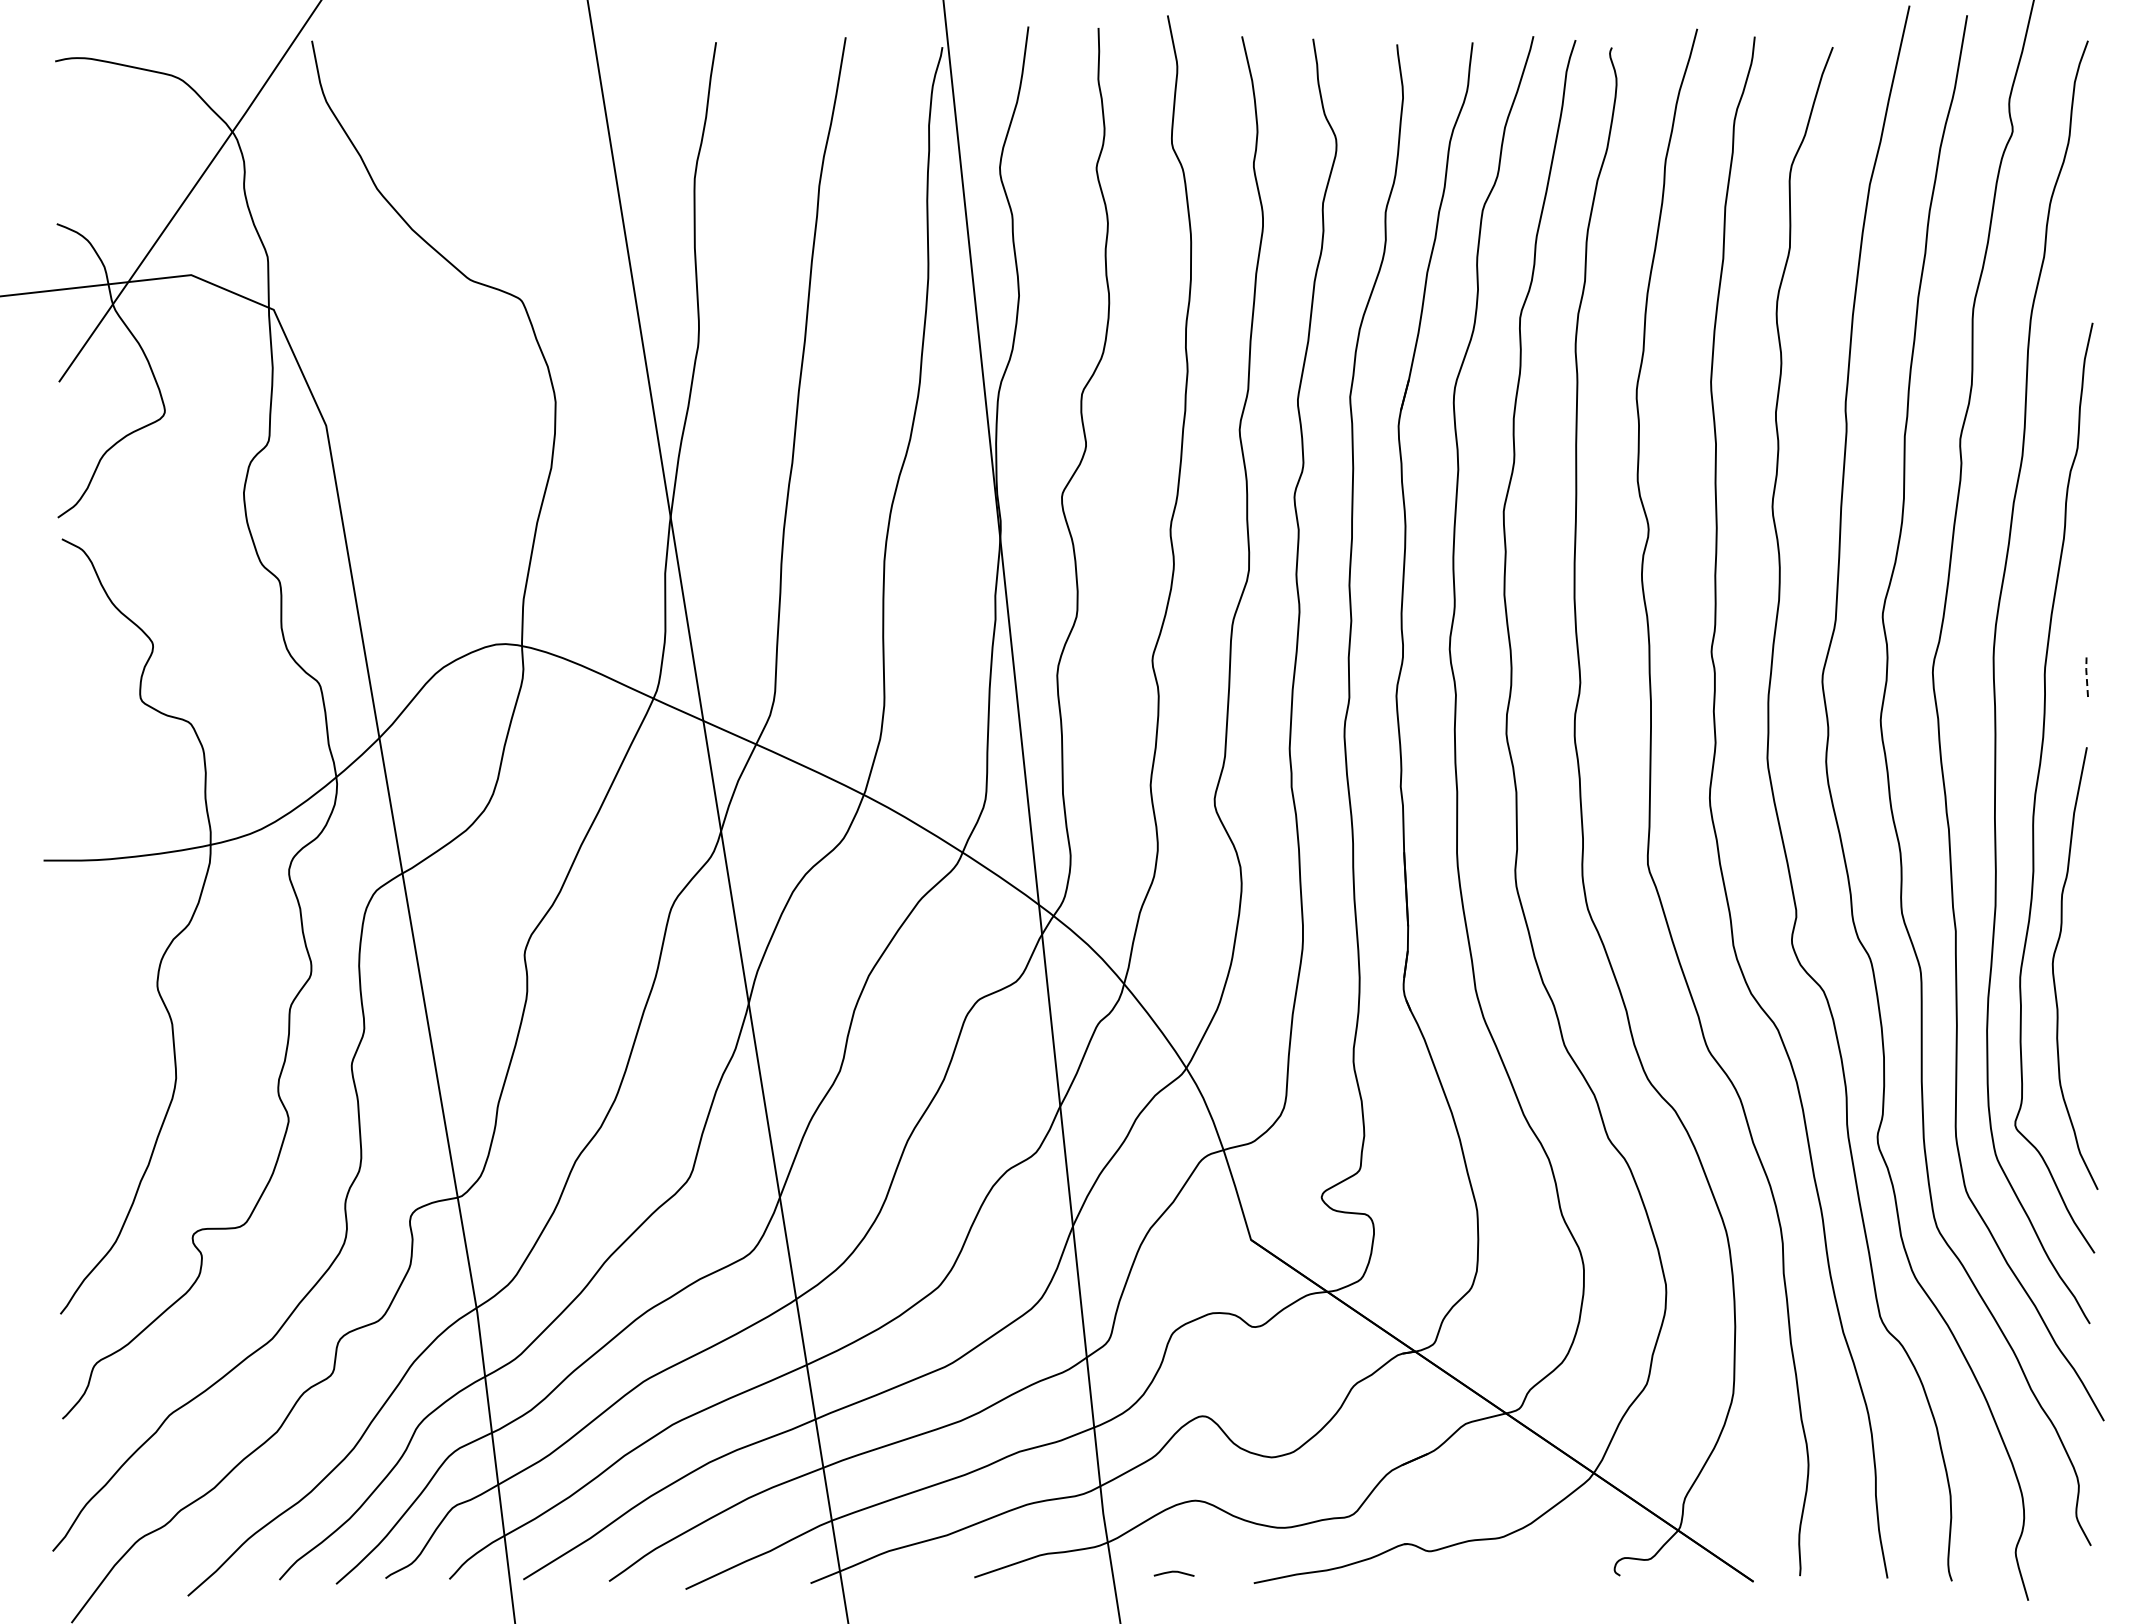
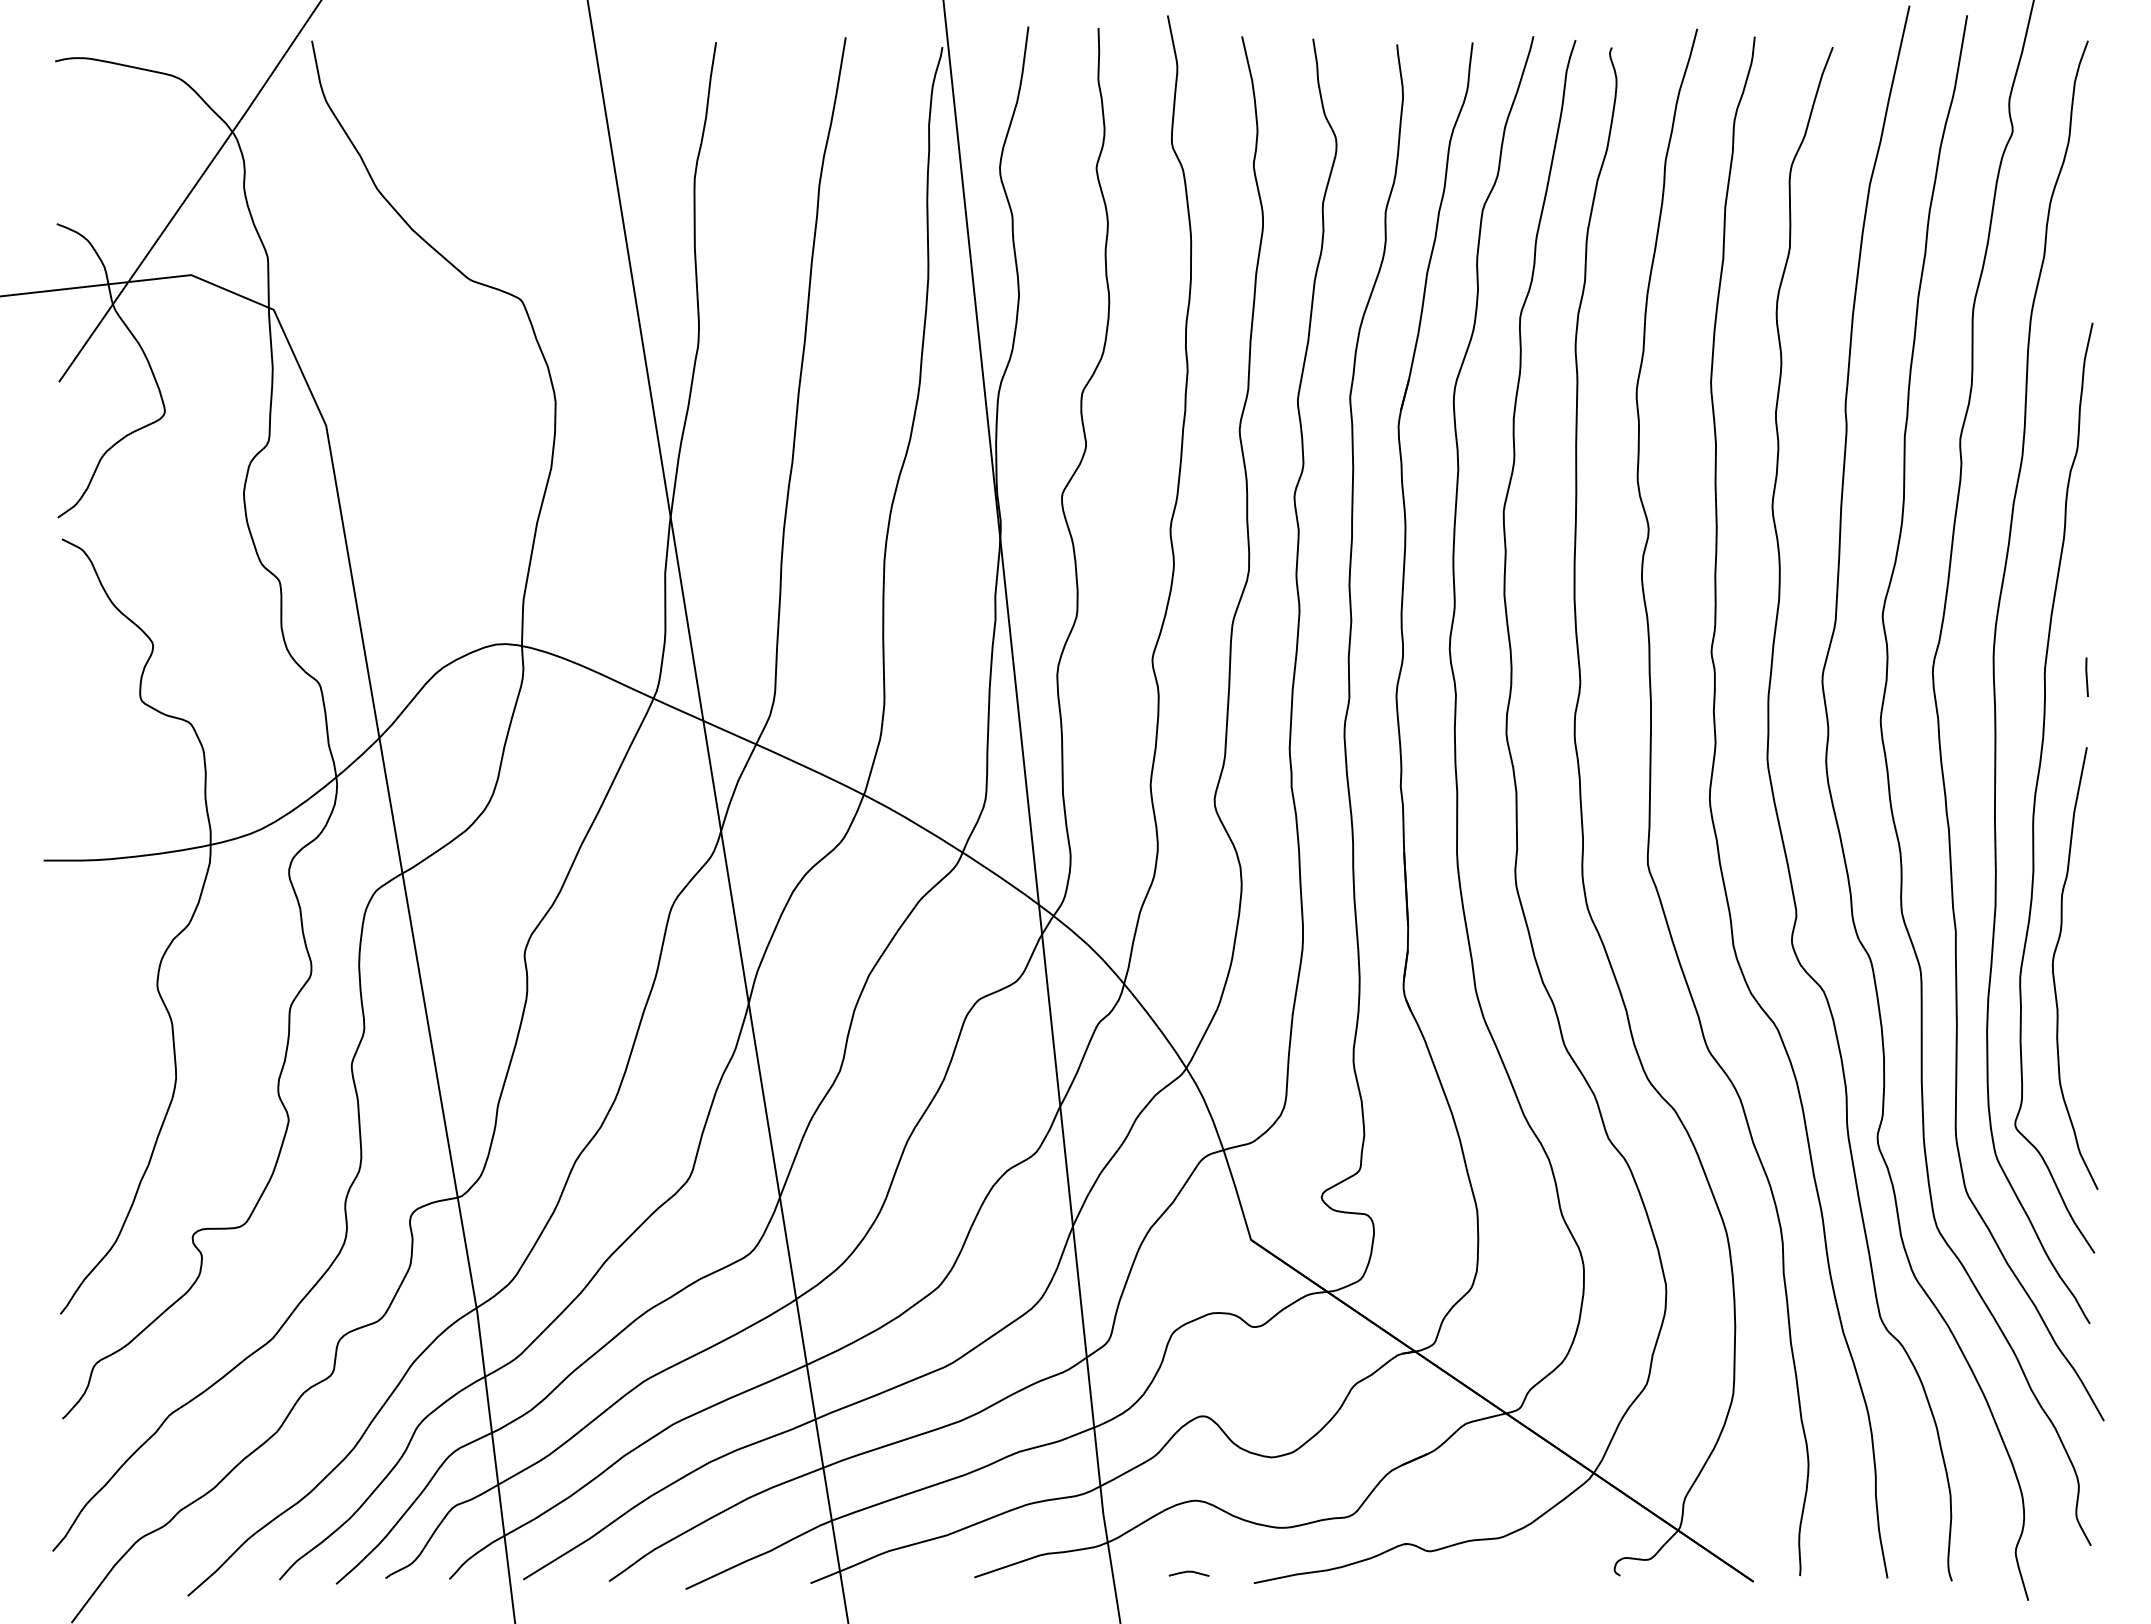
line: dashed -> solid (2086, 676)
line position: (1173, 1572) -> (1188, 1572) (1188, 1572)
